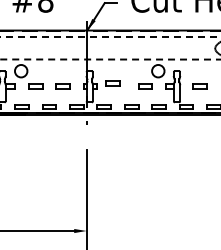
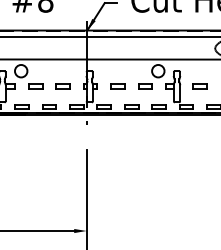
line: dashed -> solid (110, 36)
line: dashed -> solid (110, 59)
part position: (112, 83) -> (117, 86) (117, 86)
